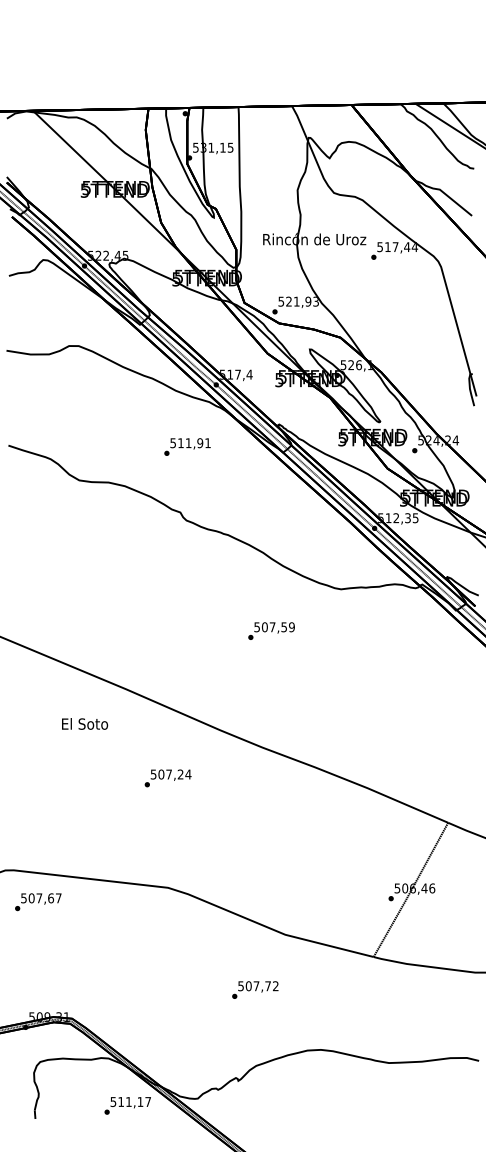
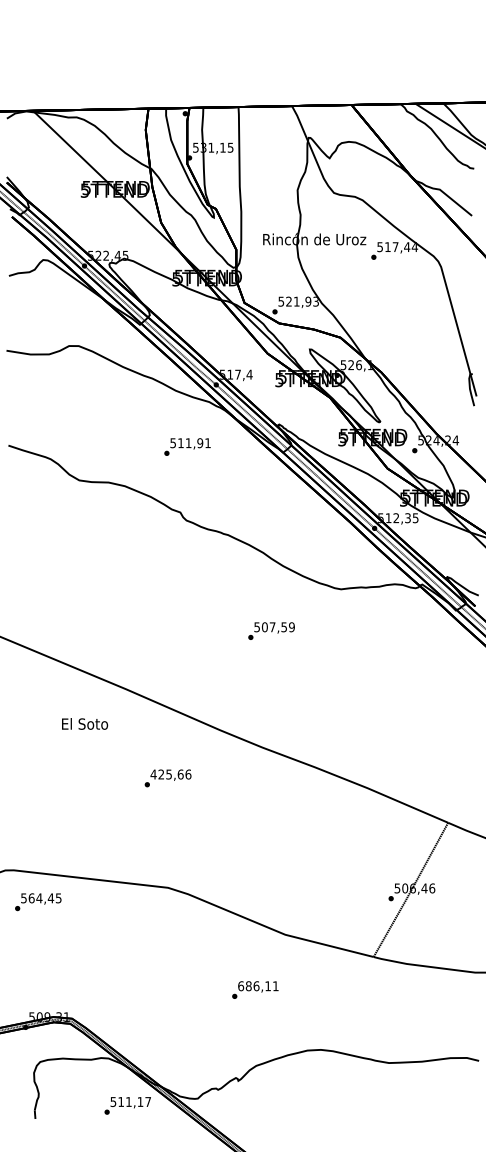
text: 507,24 -> 425,66 (170, 774)
text: 507,67 -> 564,45 (45, 898)
text: 507,72 -> 686,11 (258, 986)
